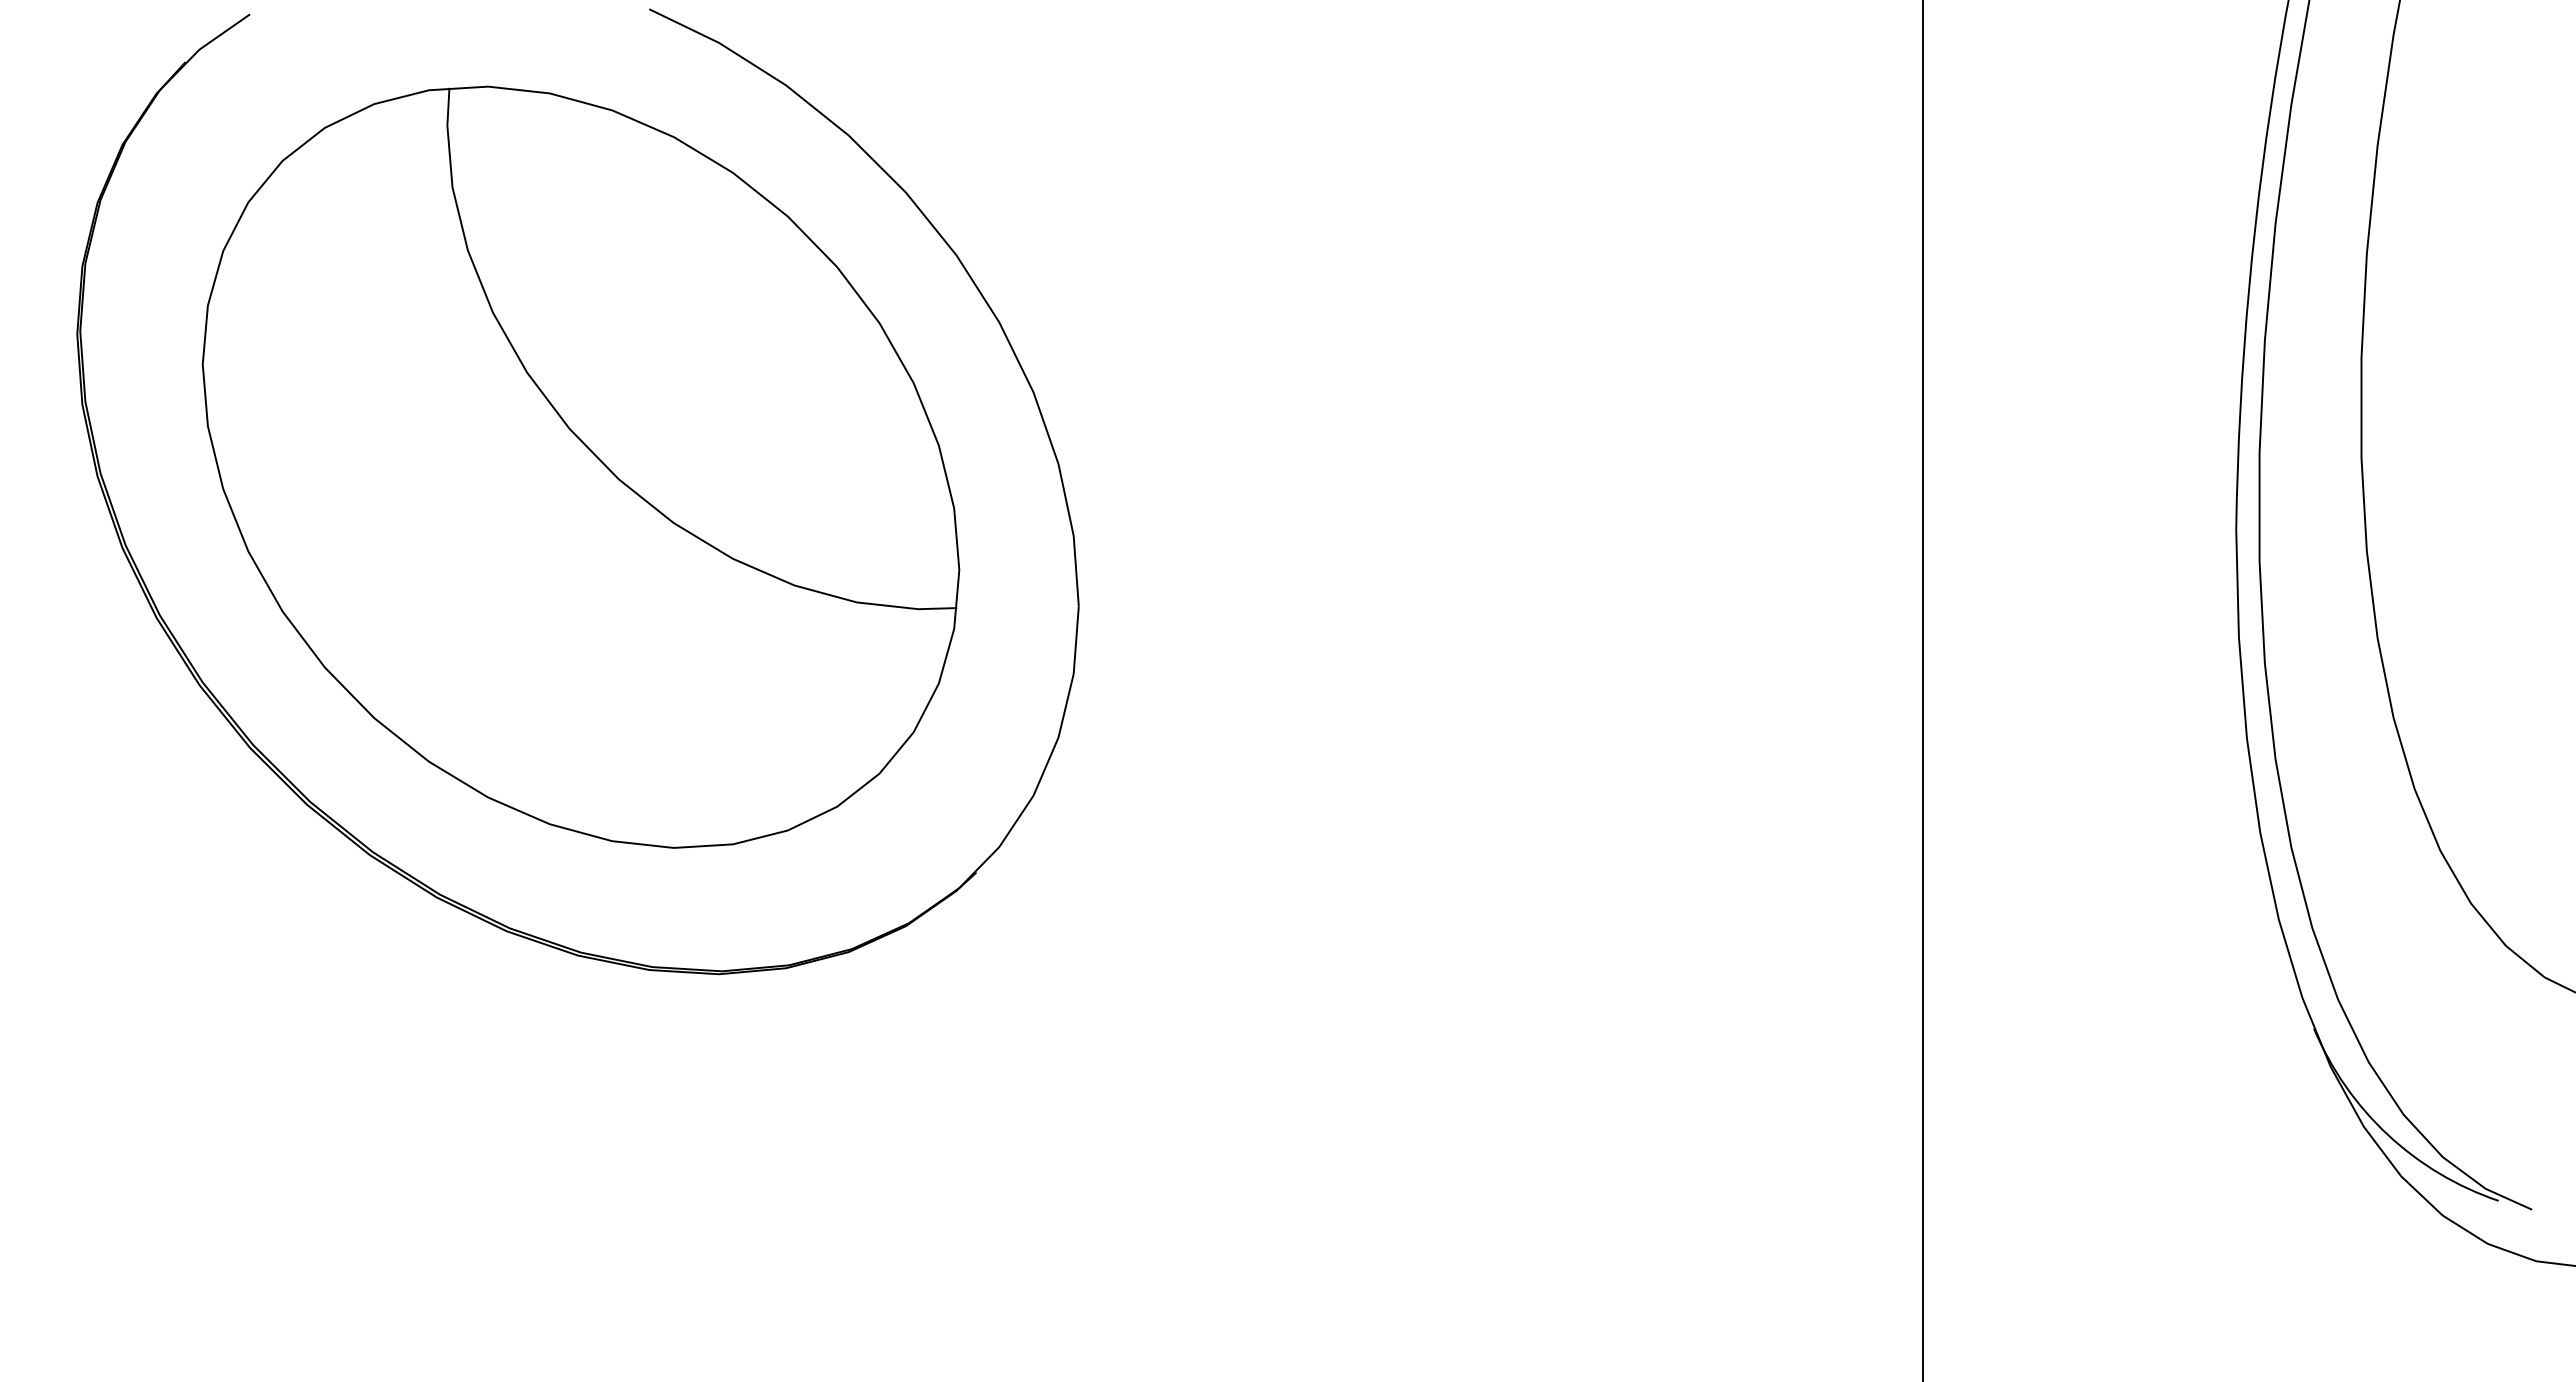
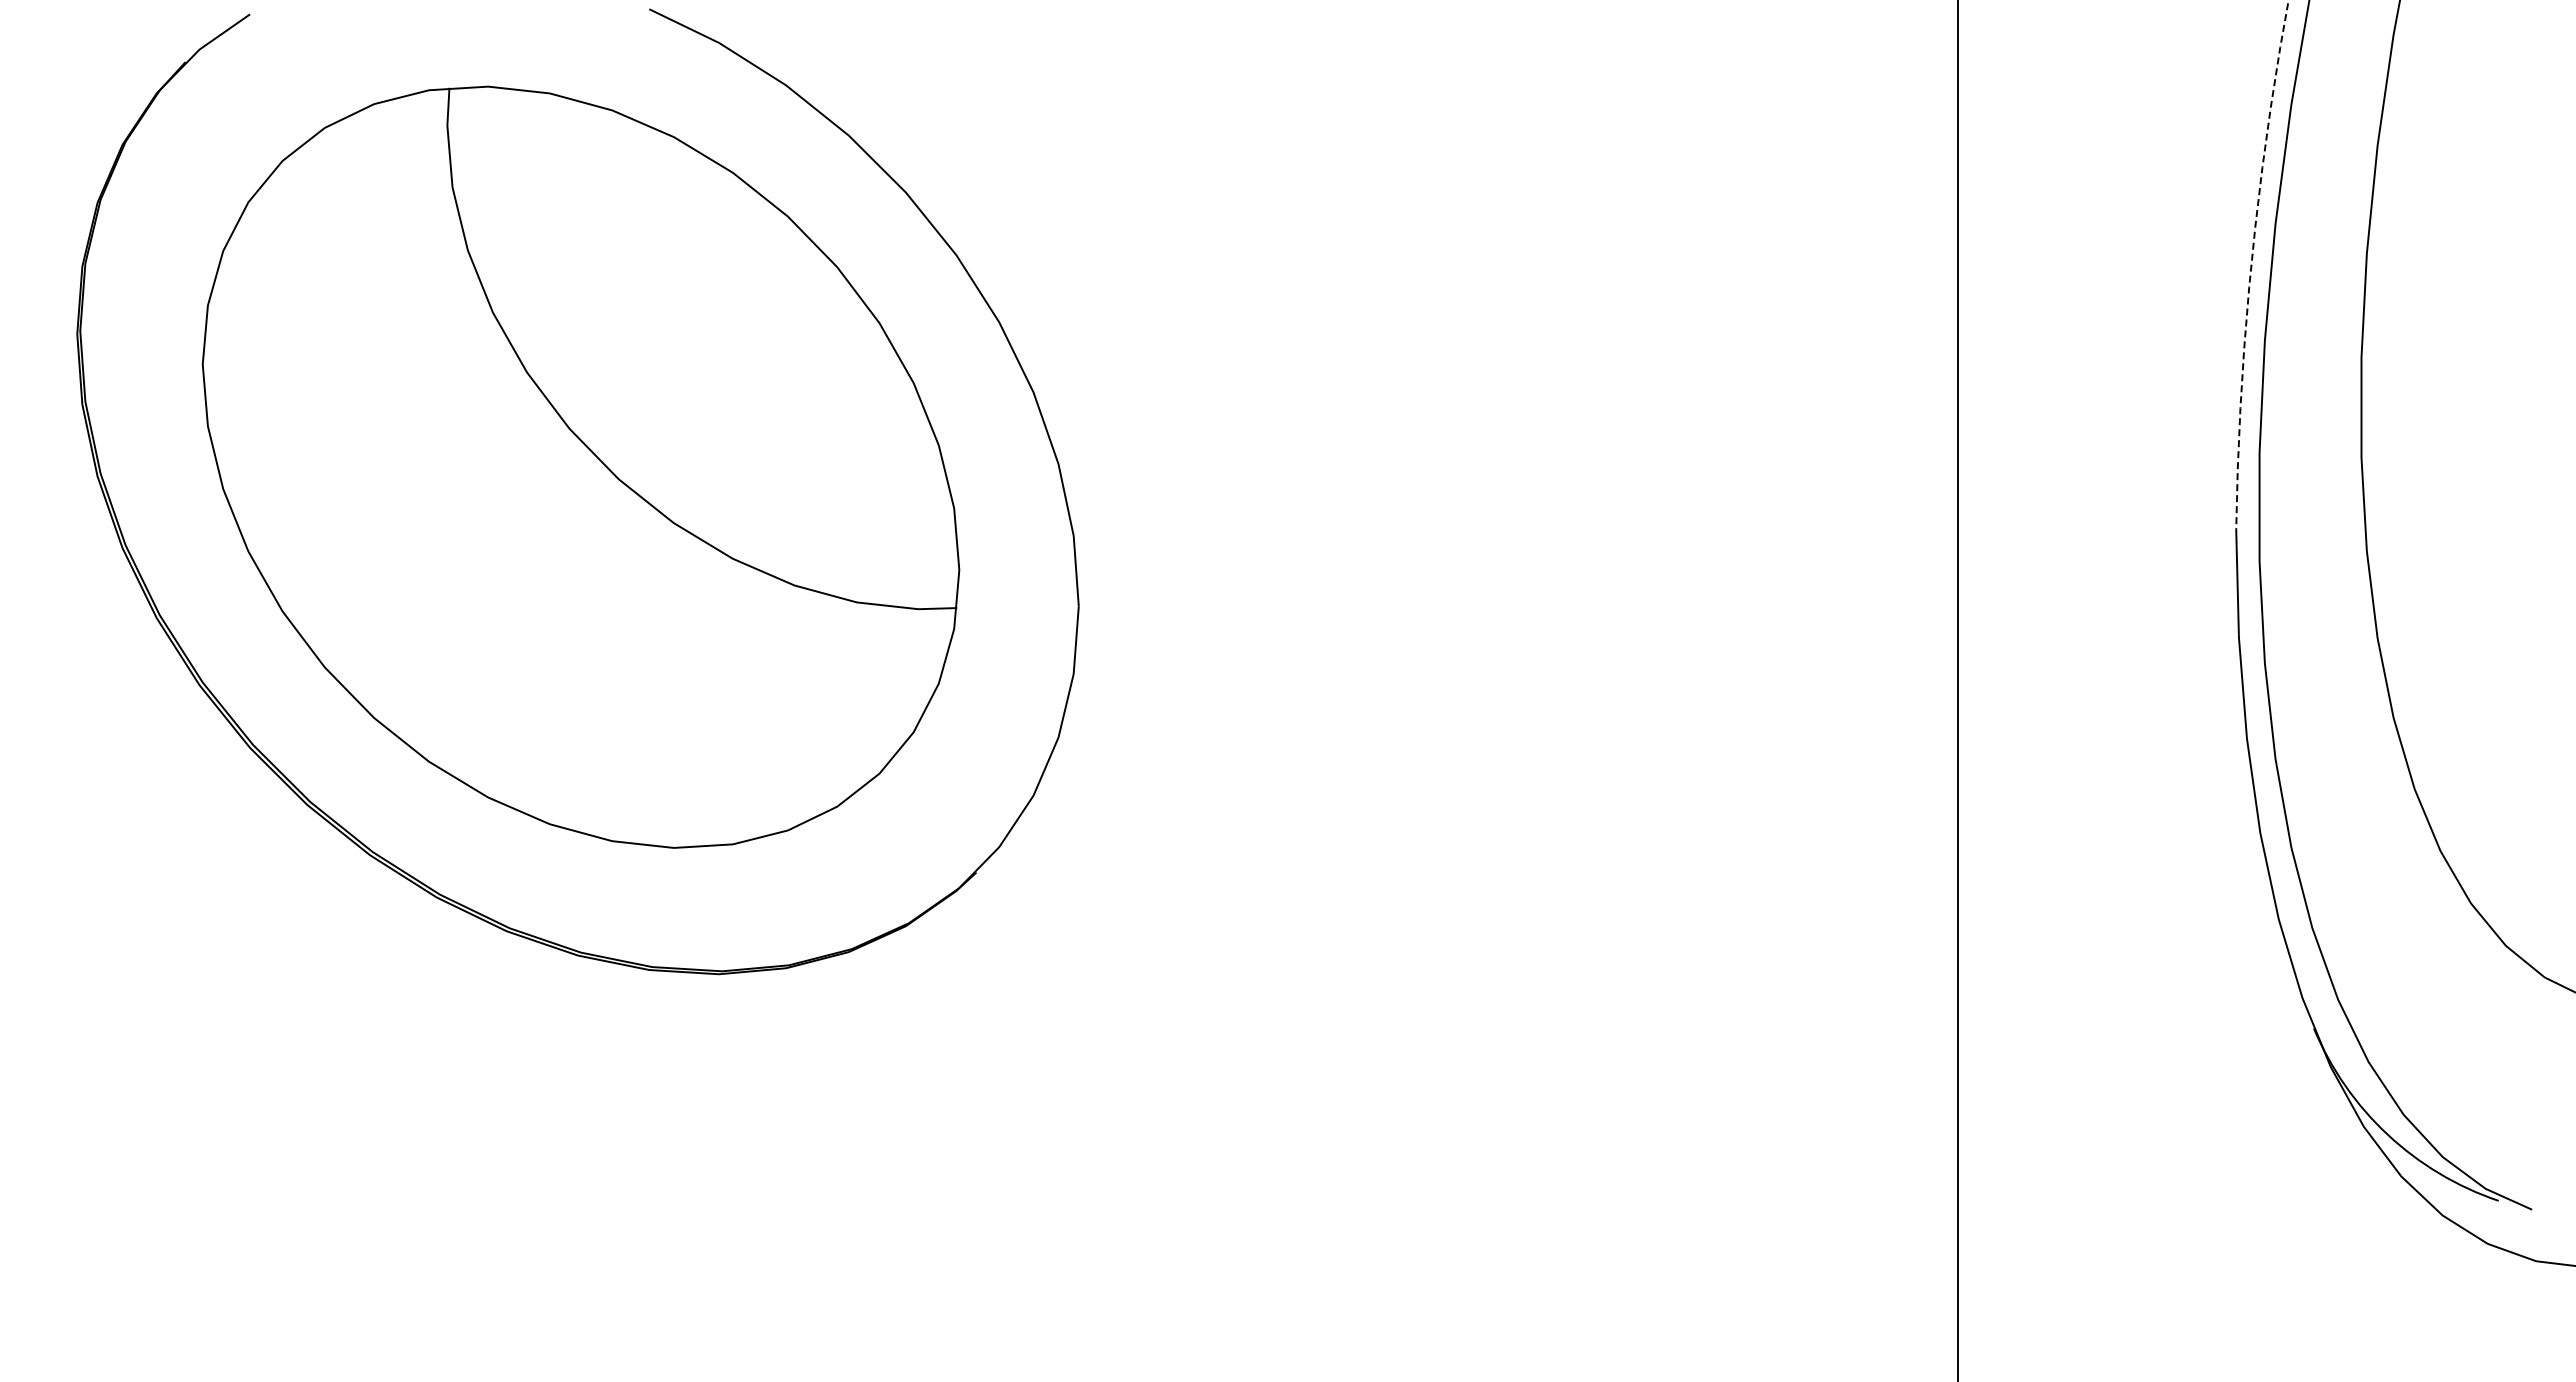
arc: solid -> dashed (2251, 264)
line position: (1922, 690) -> (1957, 690) (1957, 690)
